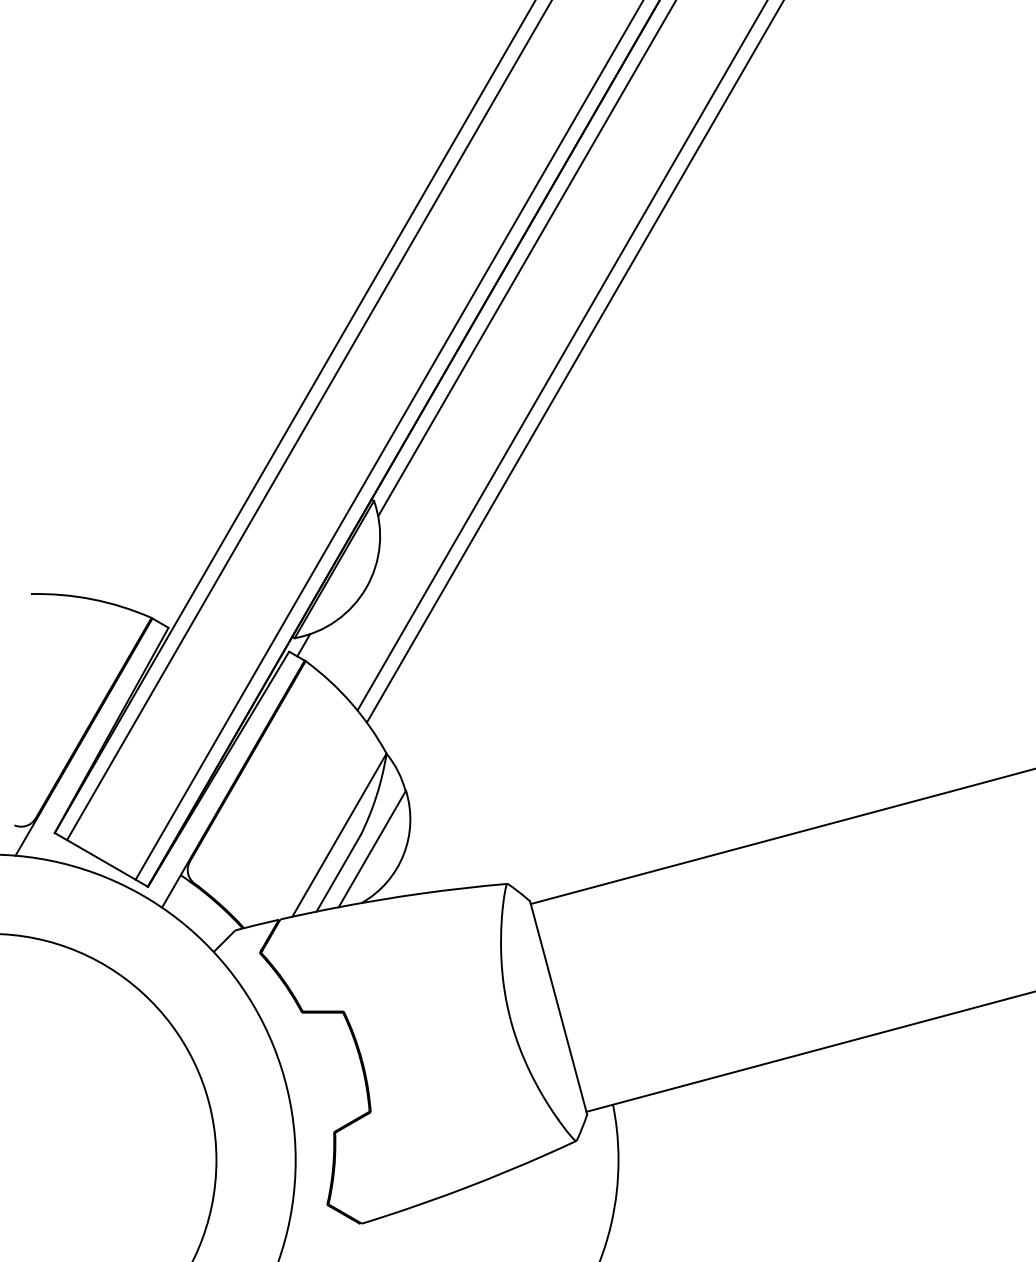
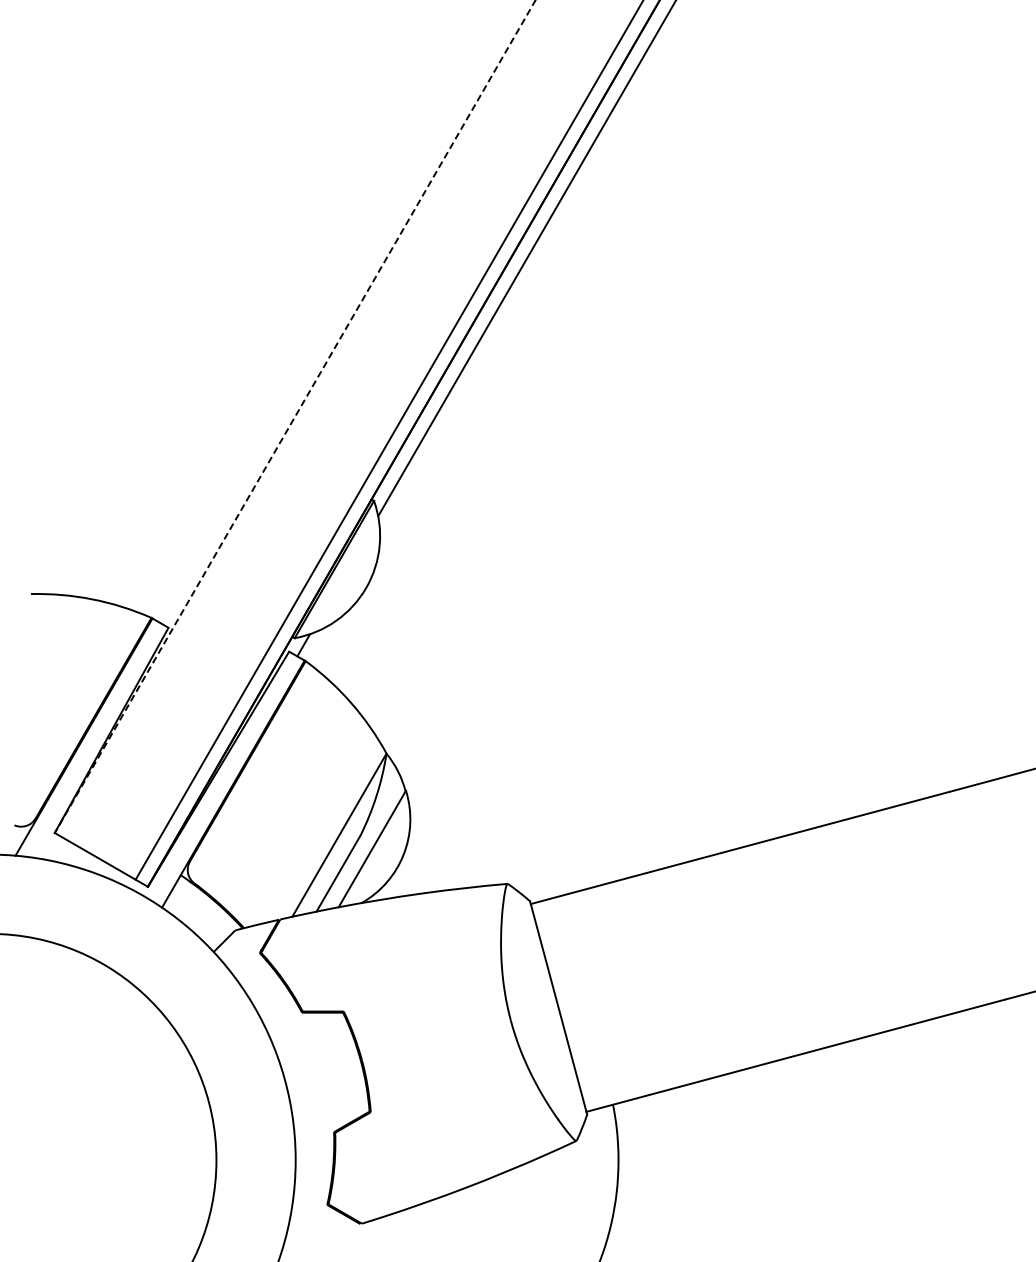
line: present -> none (561, 356)
line: present -> none (574, 362)
line: solid -> dashed (295, 416)
line: present -> none (308, 421)
